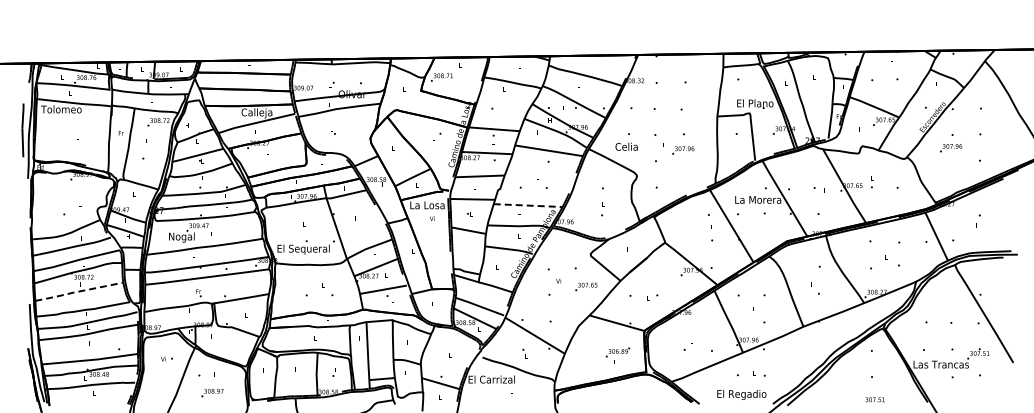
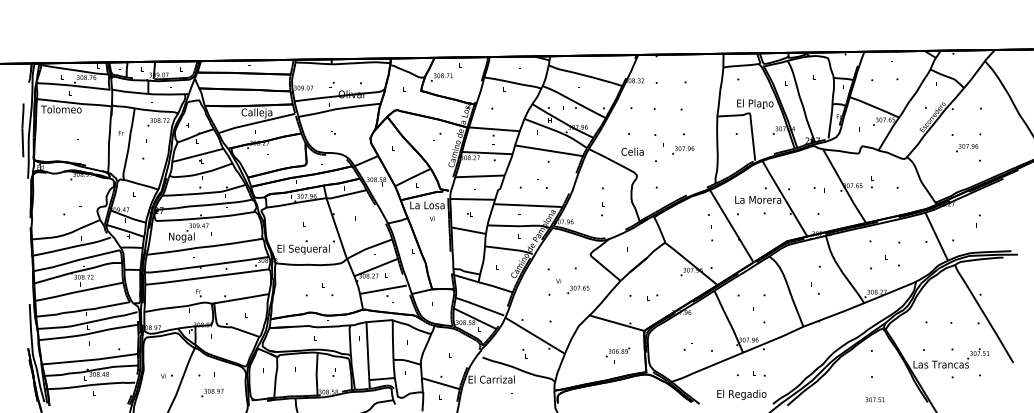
text position: (626, 146) -> (632, 151) (632, 151)
text position: (951, 148) -> (967, 148) (967, 148)
line: dashed -> solid (528, 205)
text position: (586, 286) -> (578, 289) (578, 289)
line: dashed -> solid (77, 291)
text position: (166, 358) -> (166, 375) (166, 375)
